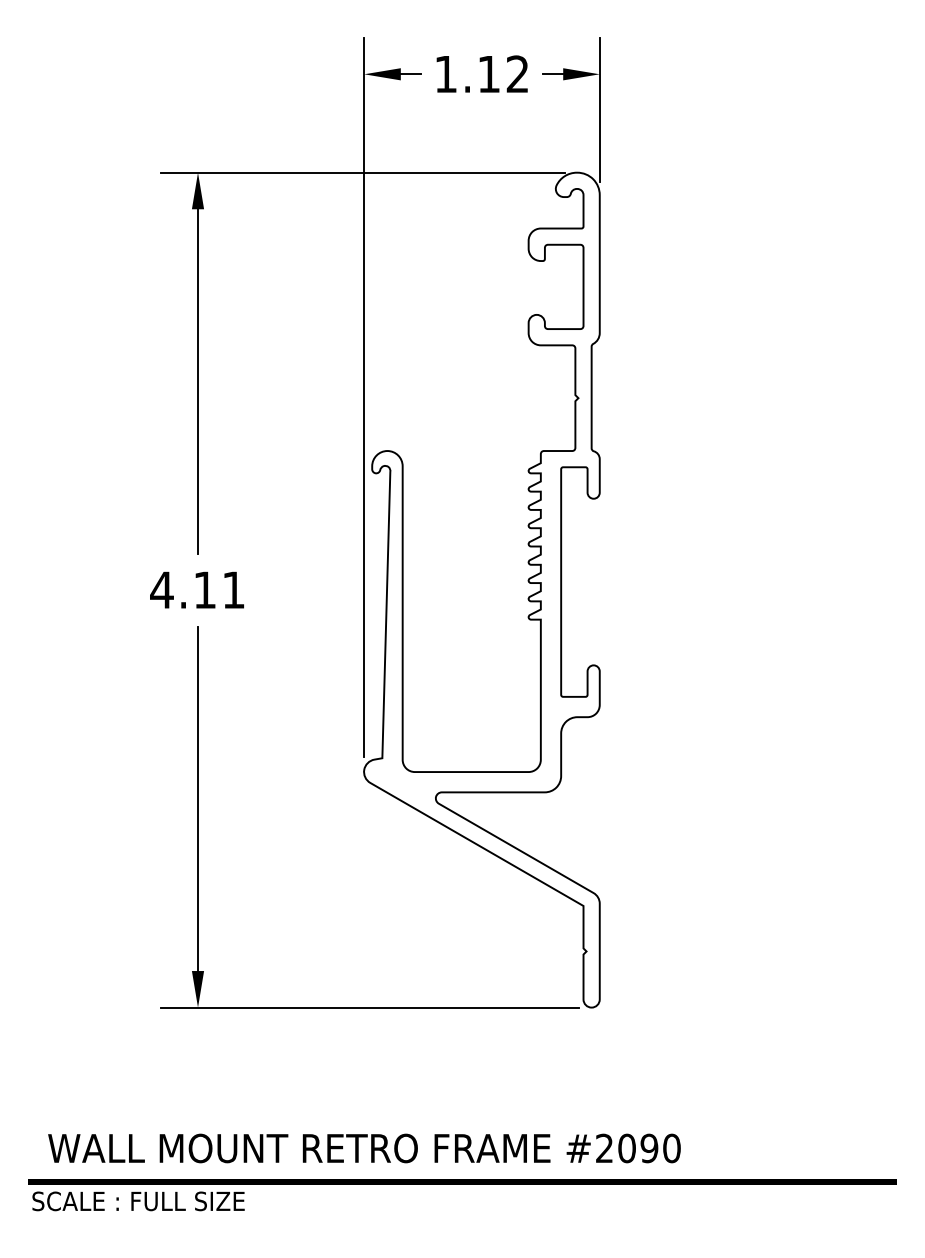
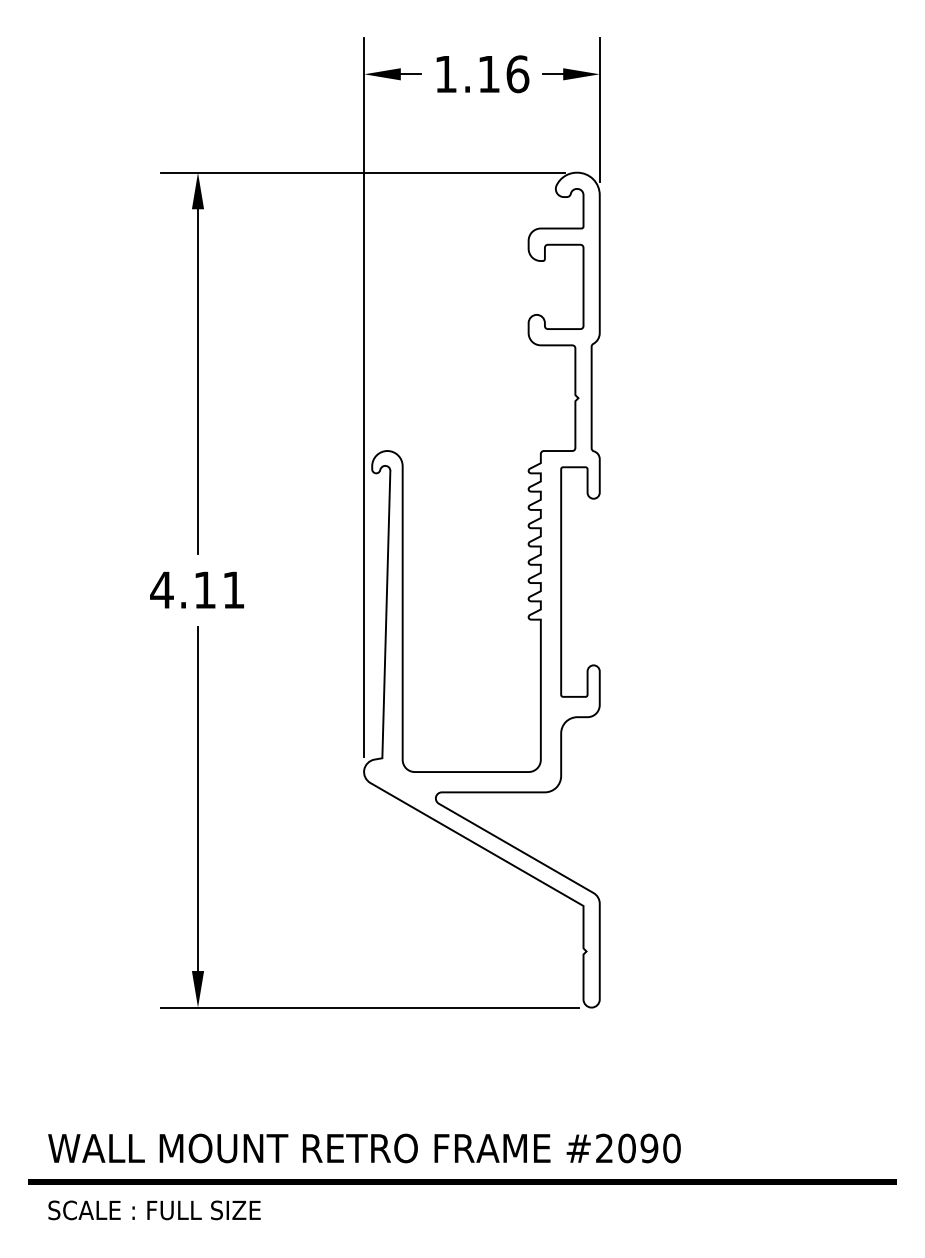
text: 1.12 -> 1.16 (517, 74)
text position: (138, 1201) -> (154, 1210) (154, 1210)
